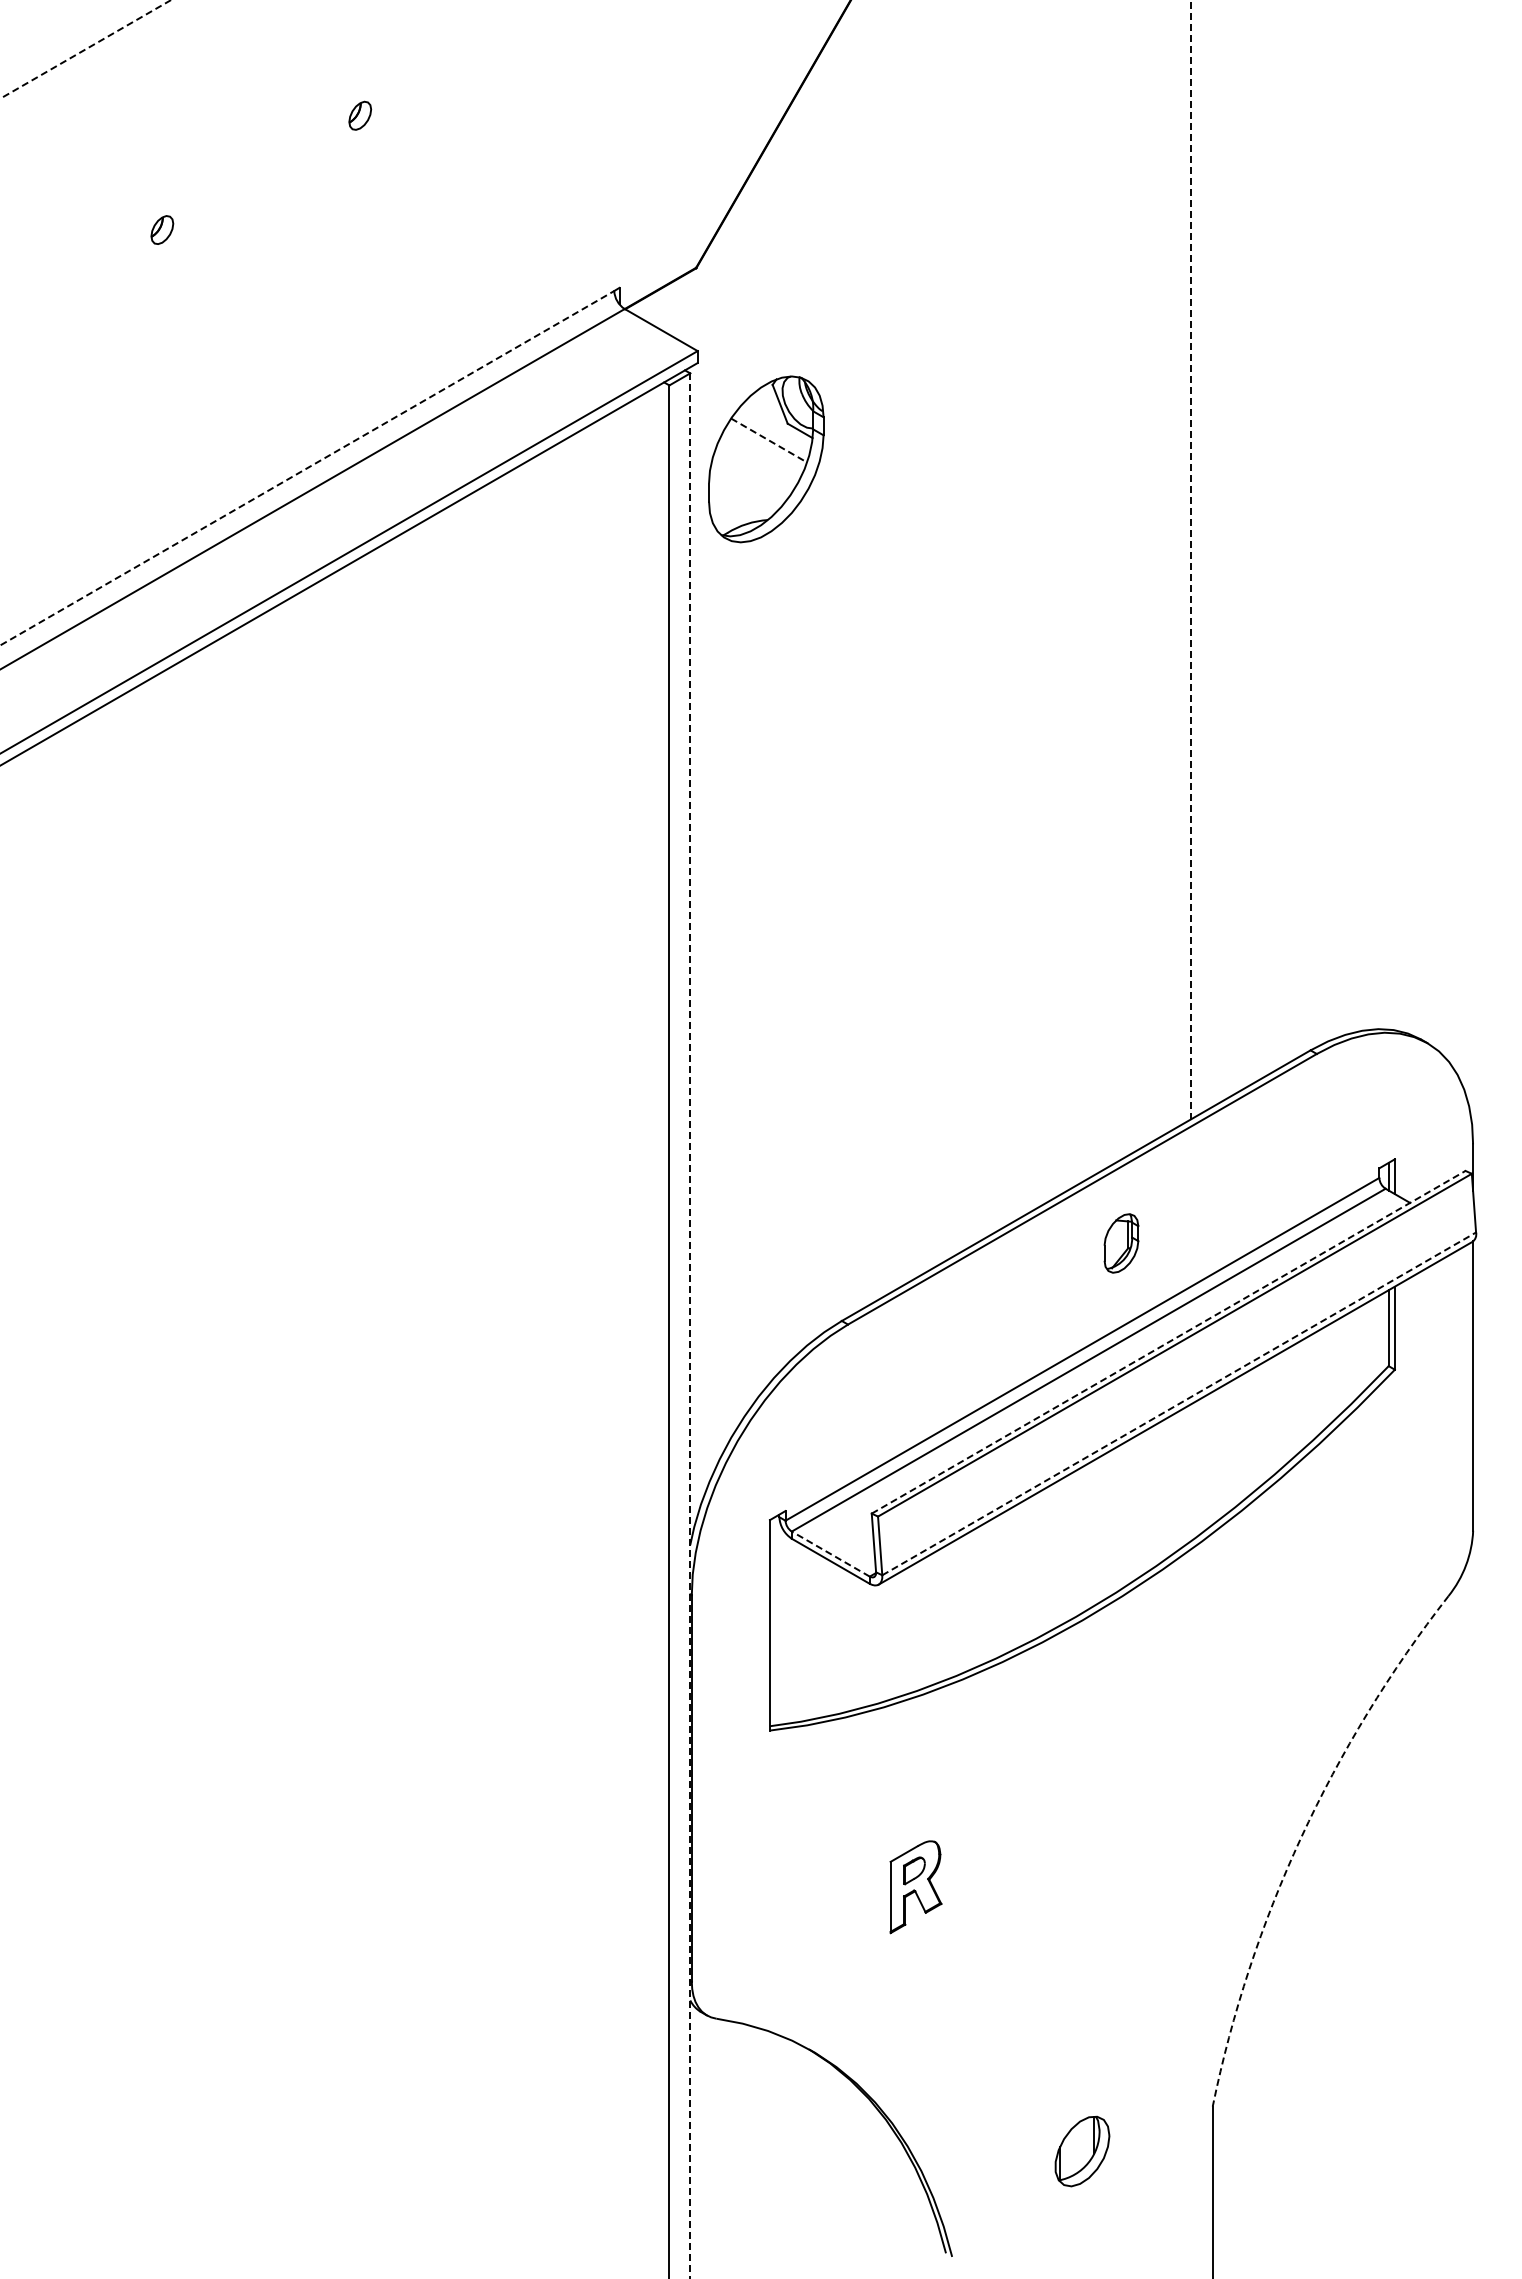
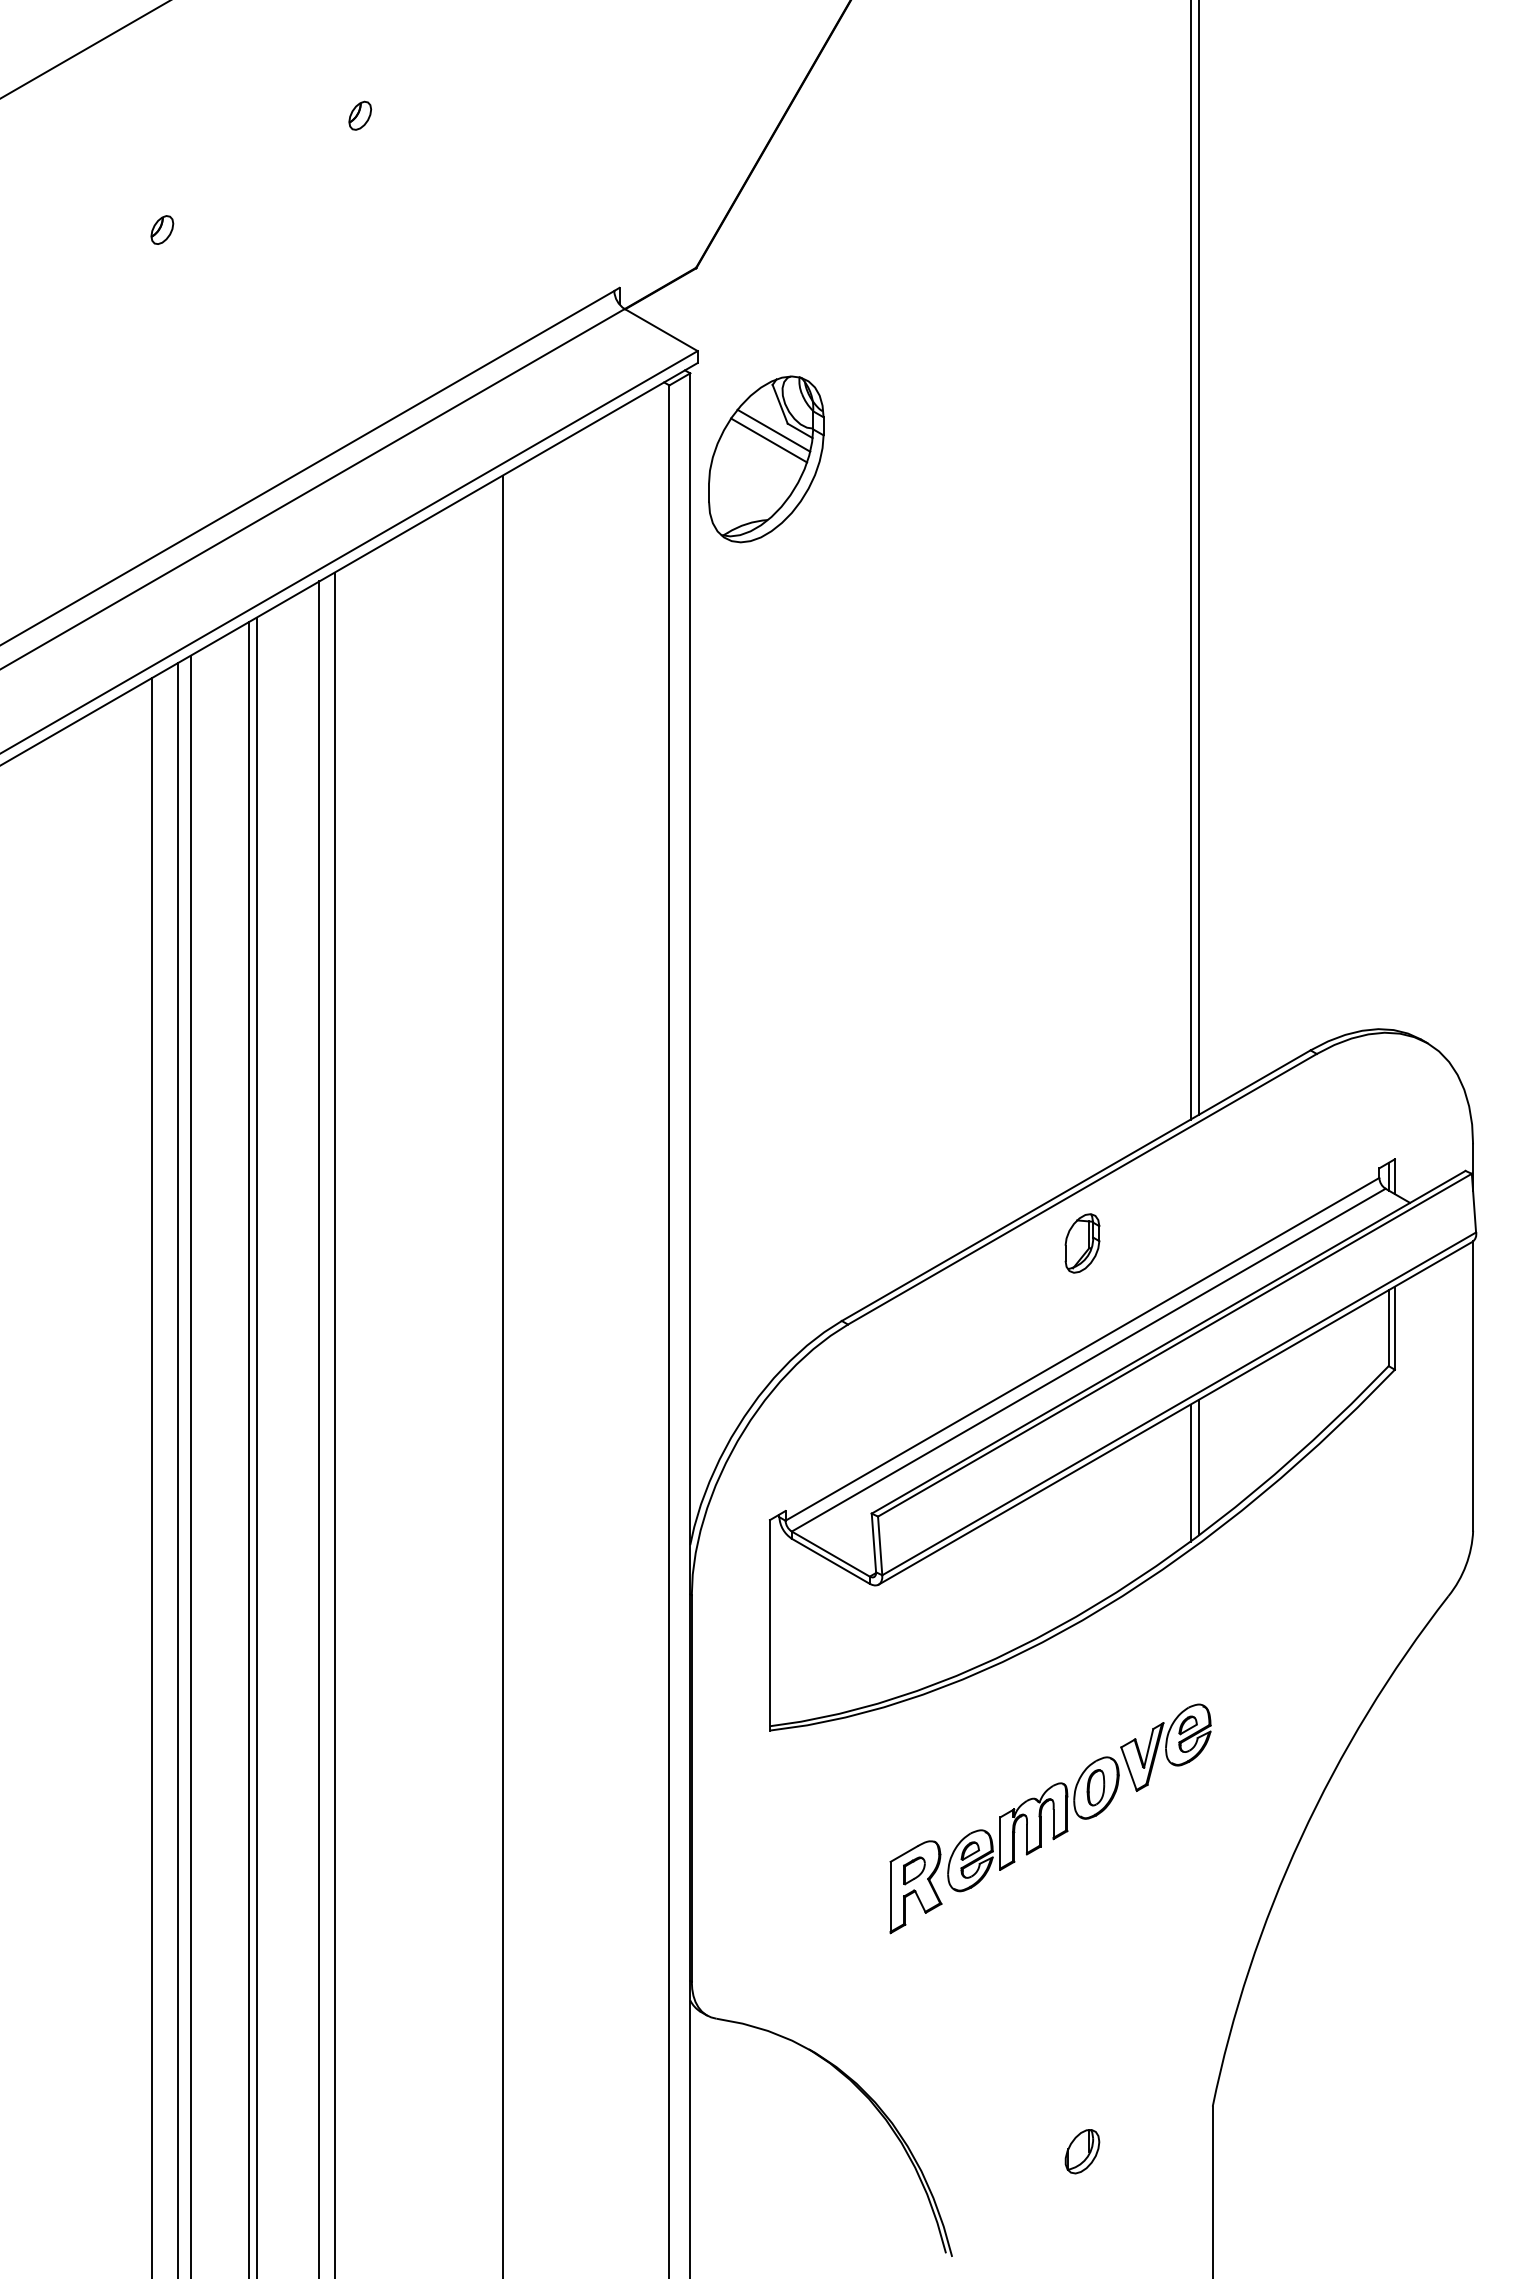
line: dashed -> solid (85, 49)
line: none -> present (773, 430)
line: dashed -> solid (769, 440)
line: dashed -> solid (307, 467)
line: none -> present (1199, 558)
line: dashed -> solid (1190, 559)
part position: (1121, 1243) -> (1082, 1243) (1082, 1243)
line: dashed -> solid (690, 1326)
line: dashed -> solid (1168, 1342)
line: none -> present (502, 1375)
line: dashed -> solid (1179, 1403)
line: none -> present (335, 1423)
line: none -> present (319, 1428)
line: none -> present (256, 1446)
line: none -> present (249, 1448)
line: none -> present (190, 1465)
line: none -> present (1199, 1467)
line: none -> present (177, 1469)
line: none -> present (1190, 1472)
line: none -> present (151, 1476)
line: dashed -> solid (830, 1553)
part: none -> present (1079, 1797)
arc: dashed -> solid (1301, 1837)
part size: 57x73 px -> 37x46 px (1082, 2151)
